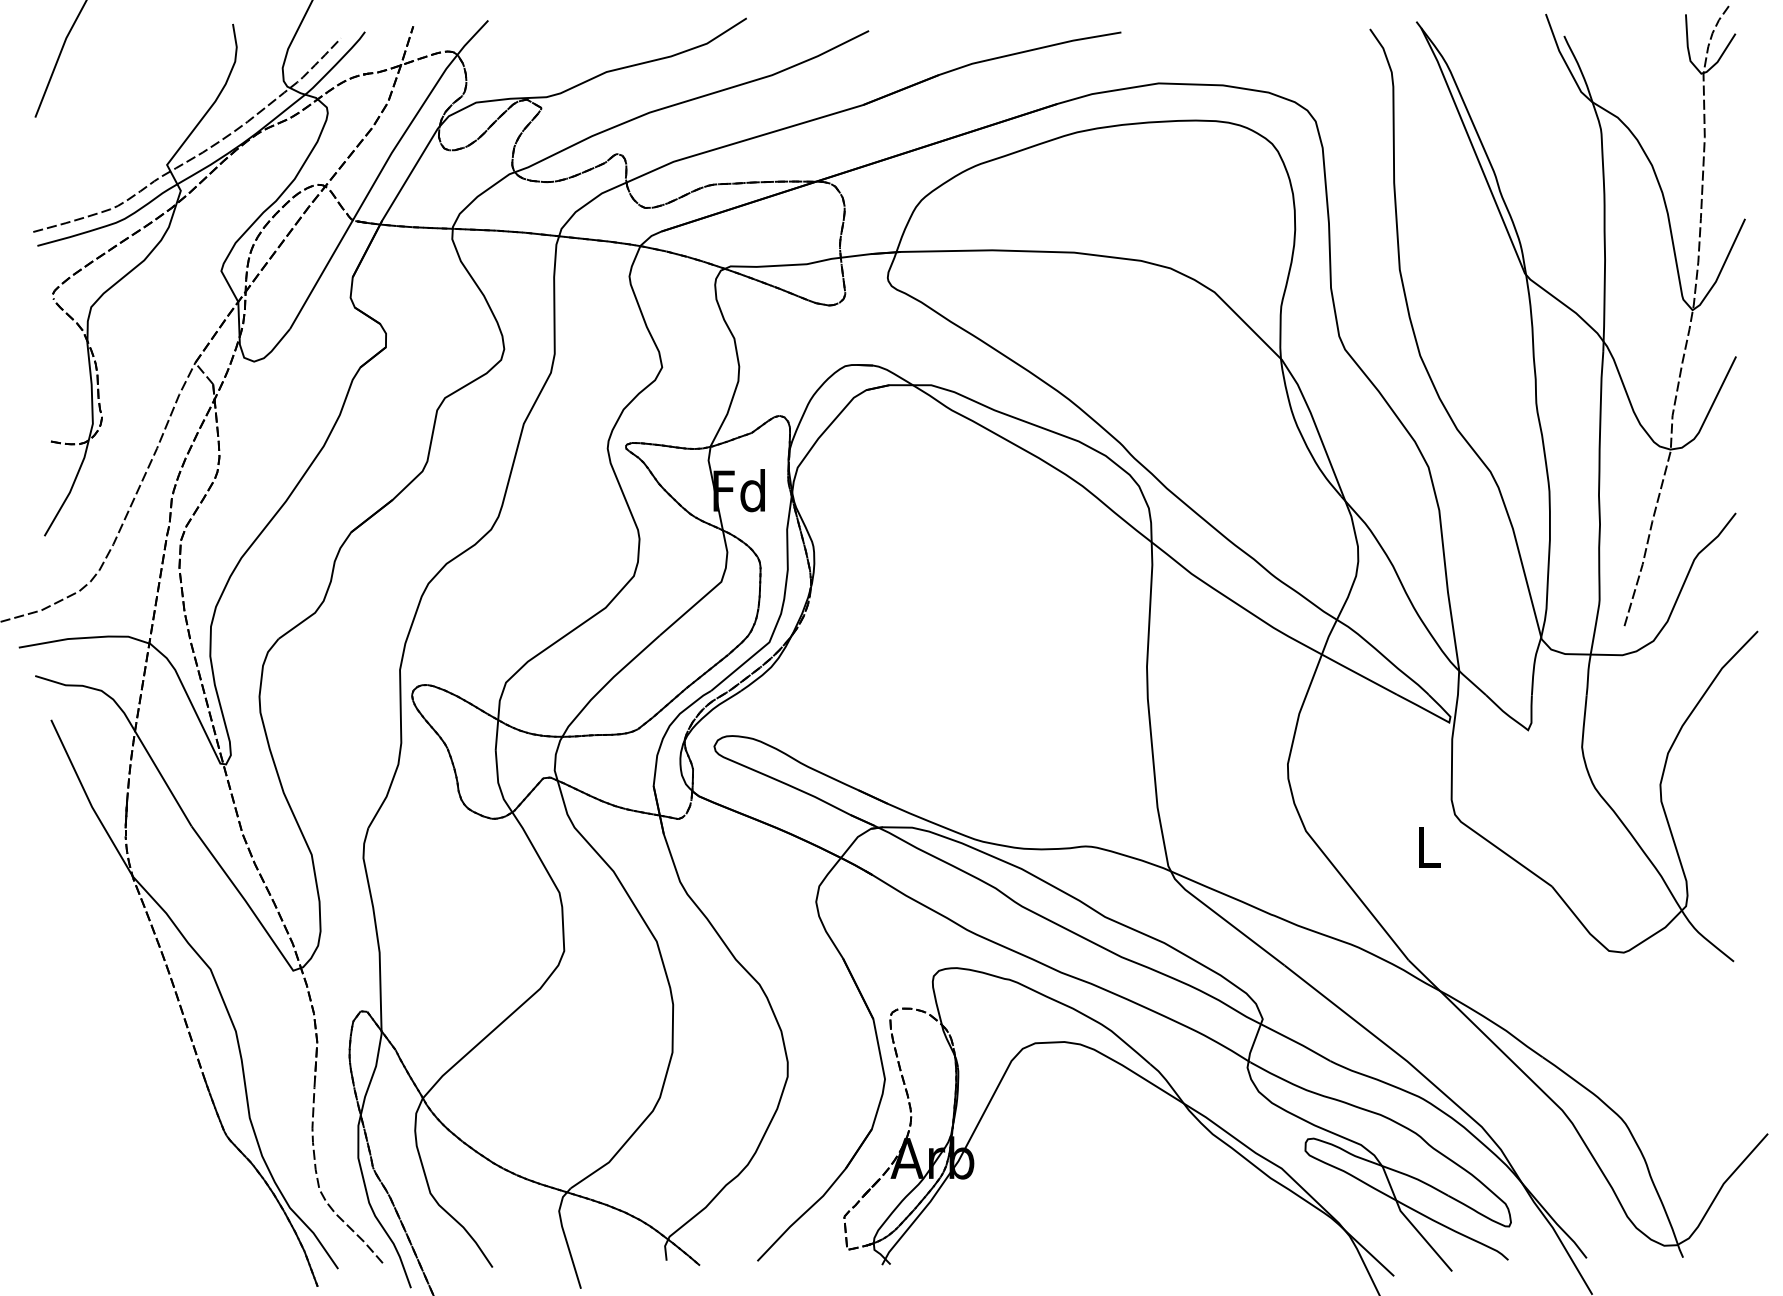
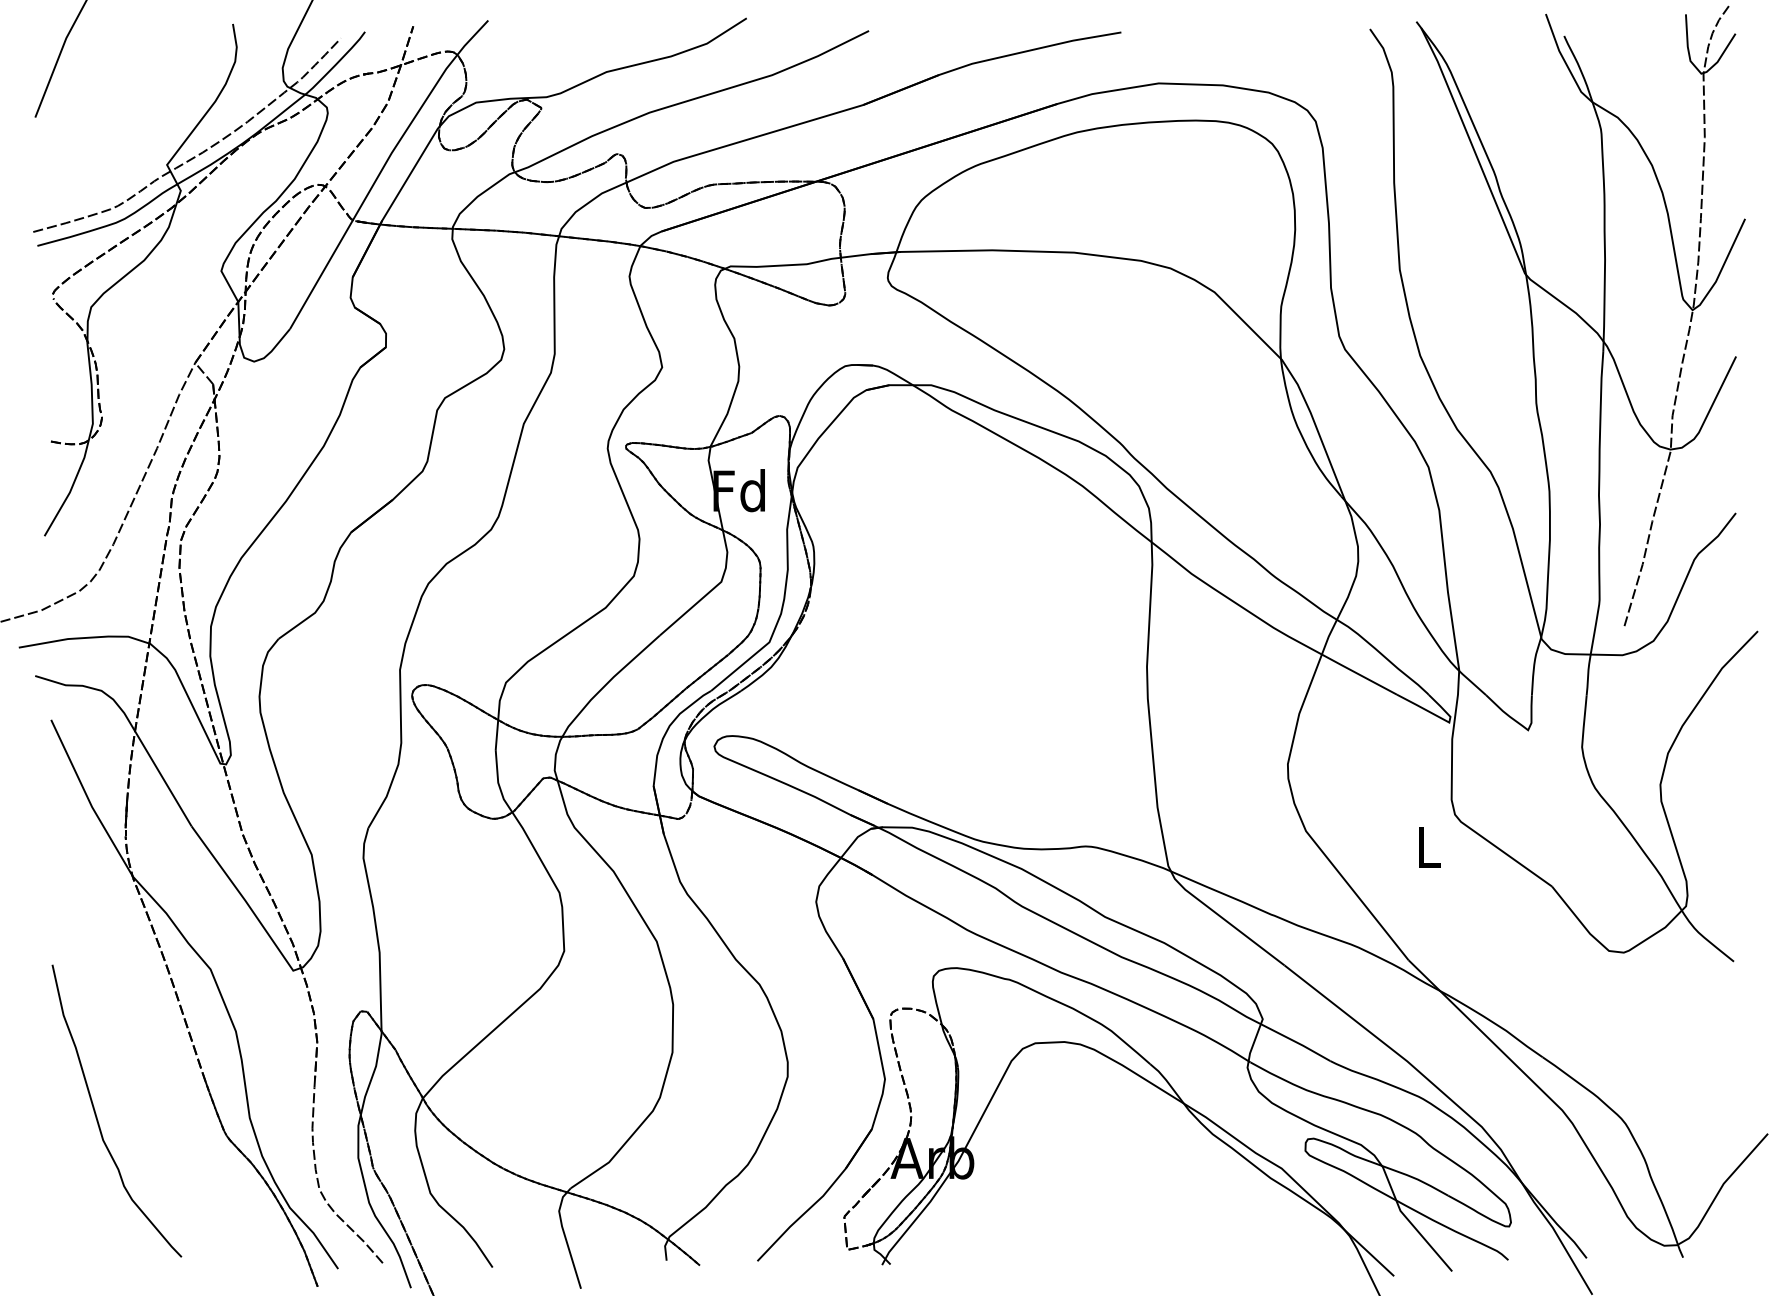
curve: none -> present (97, 1116)
